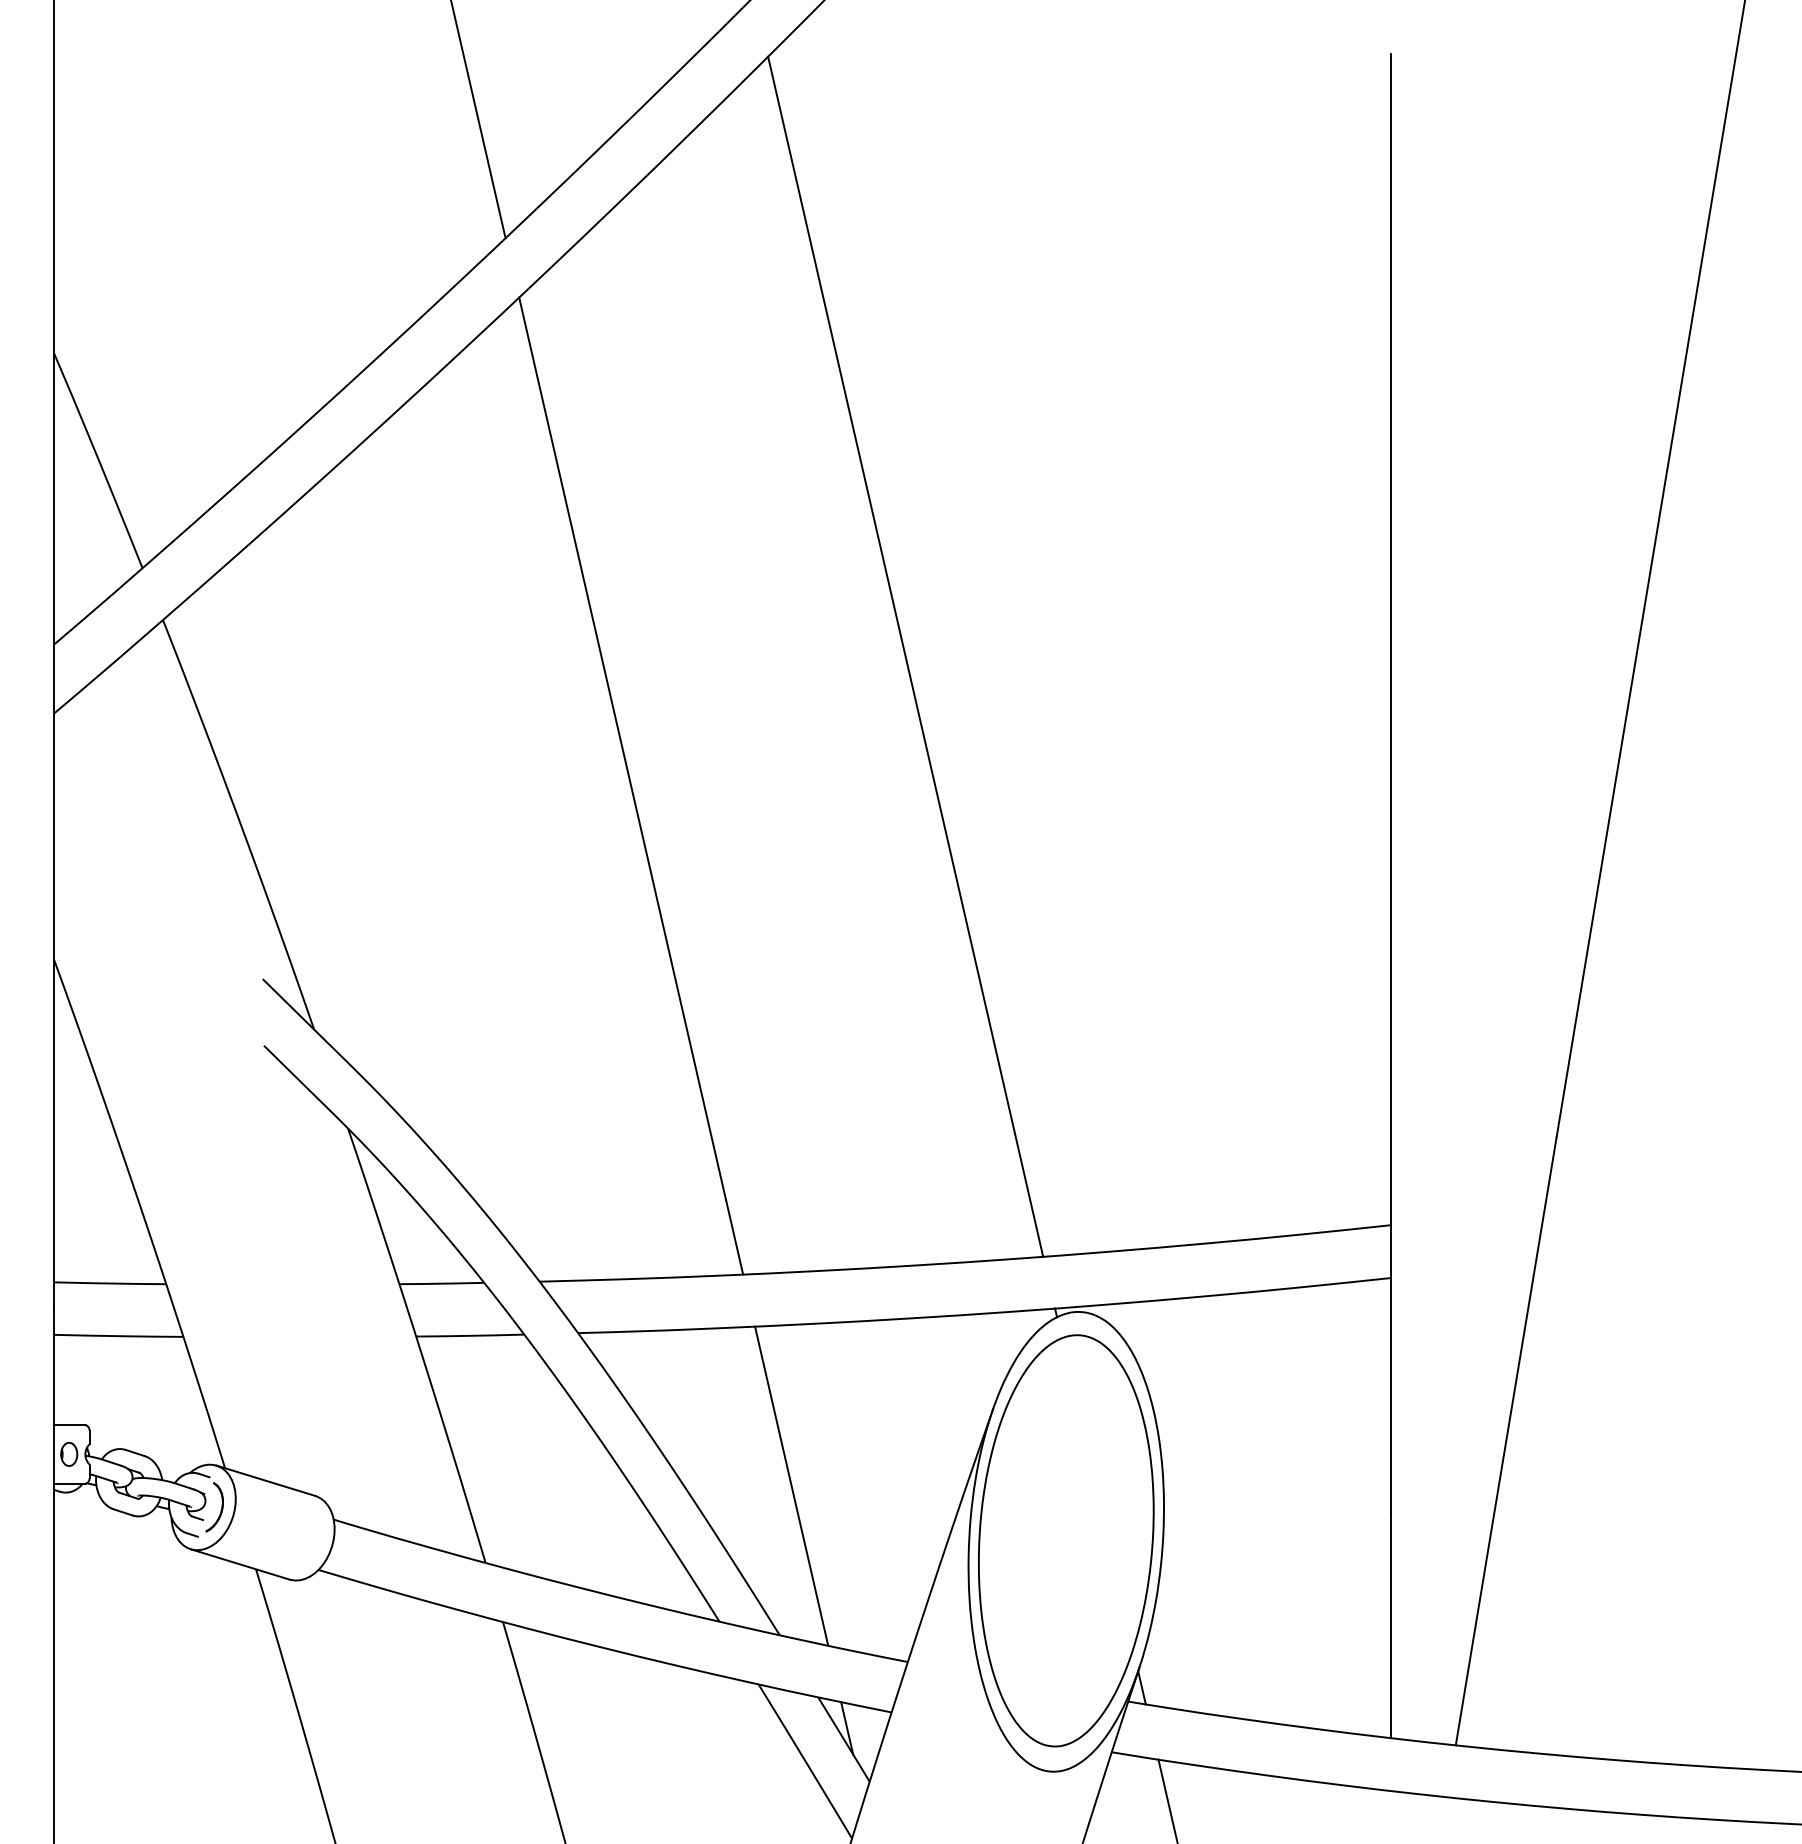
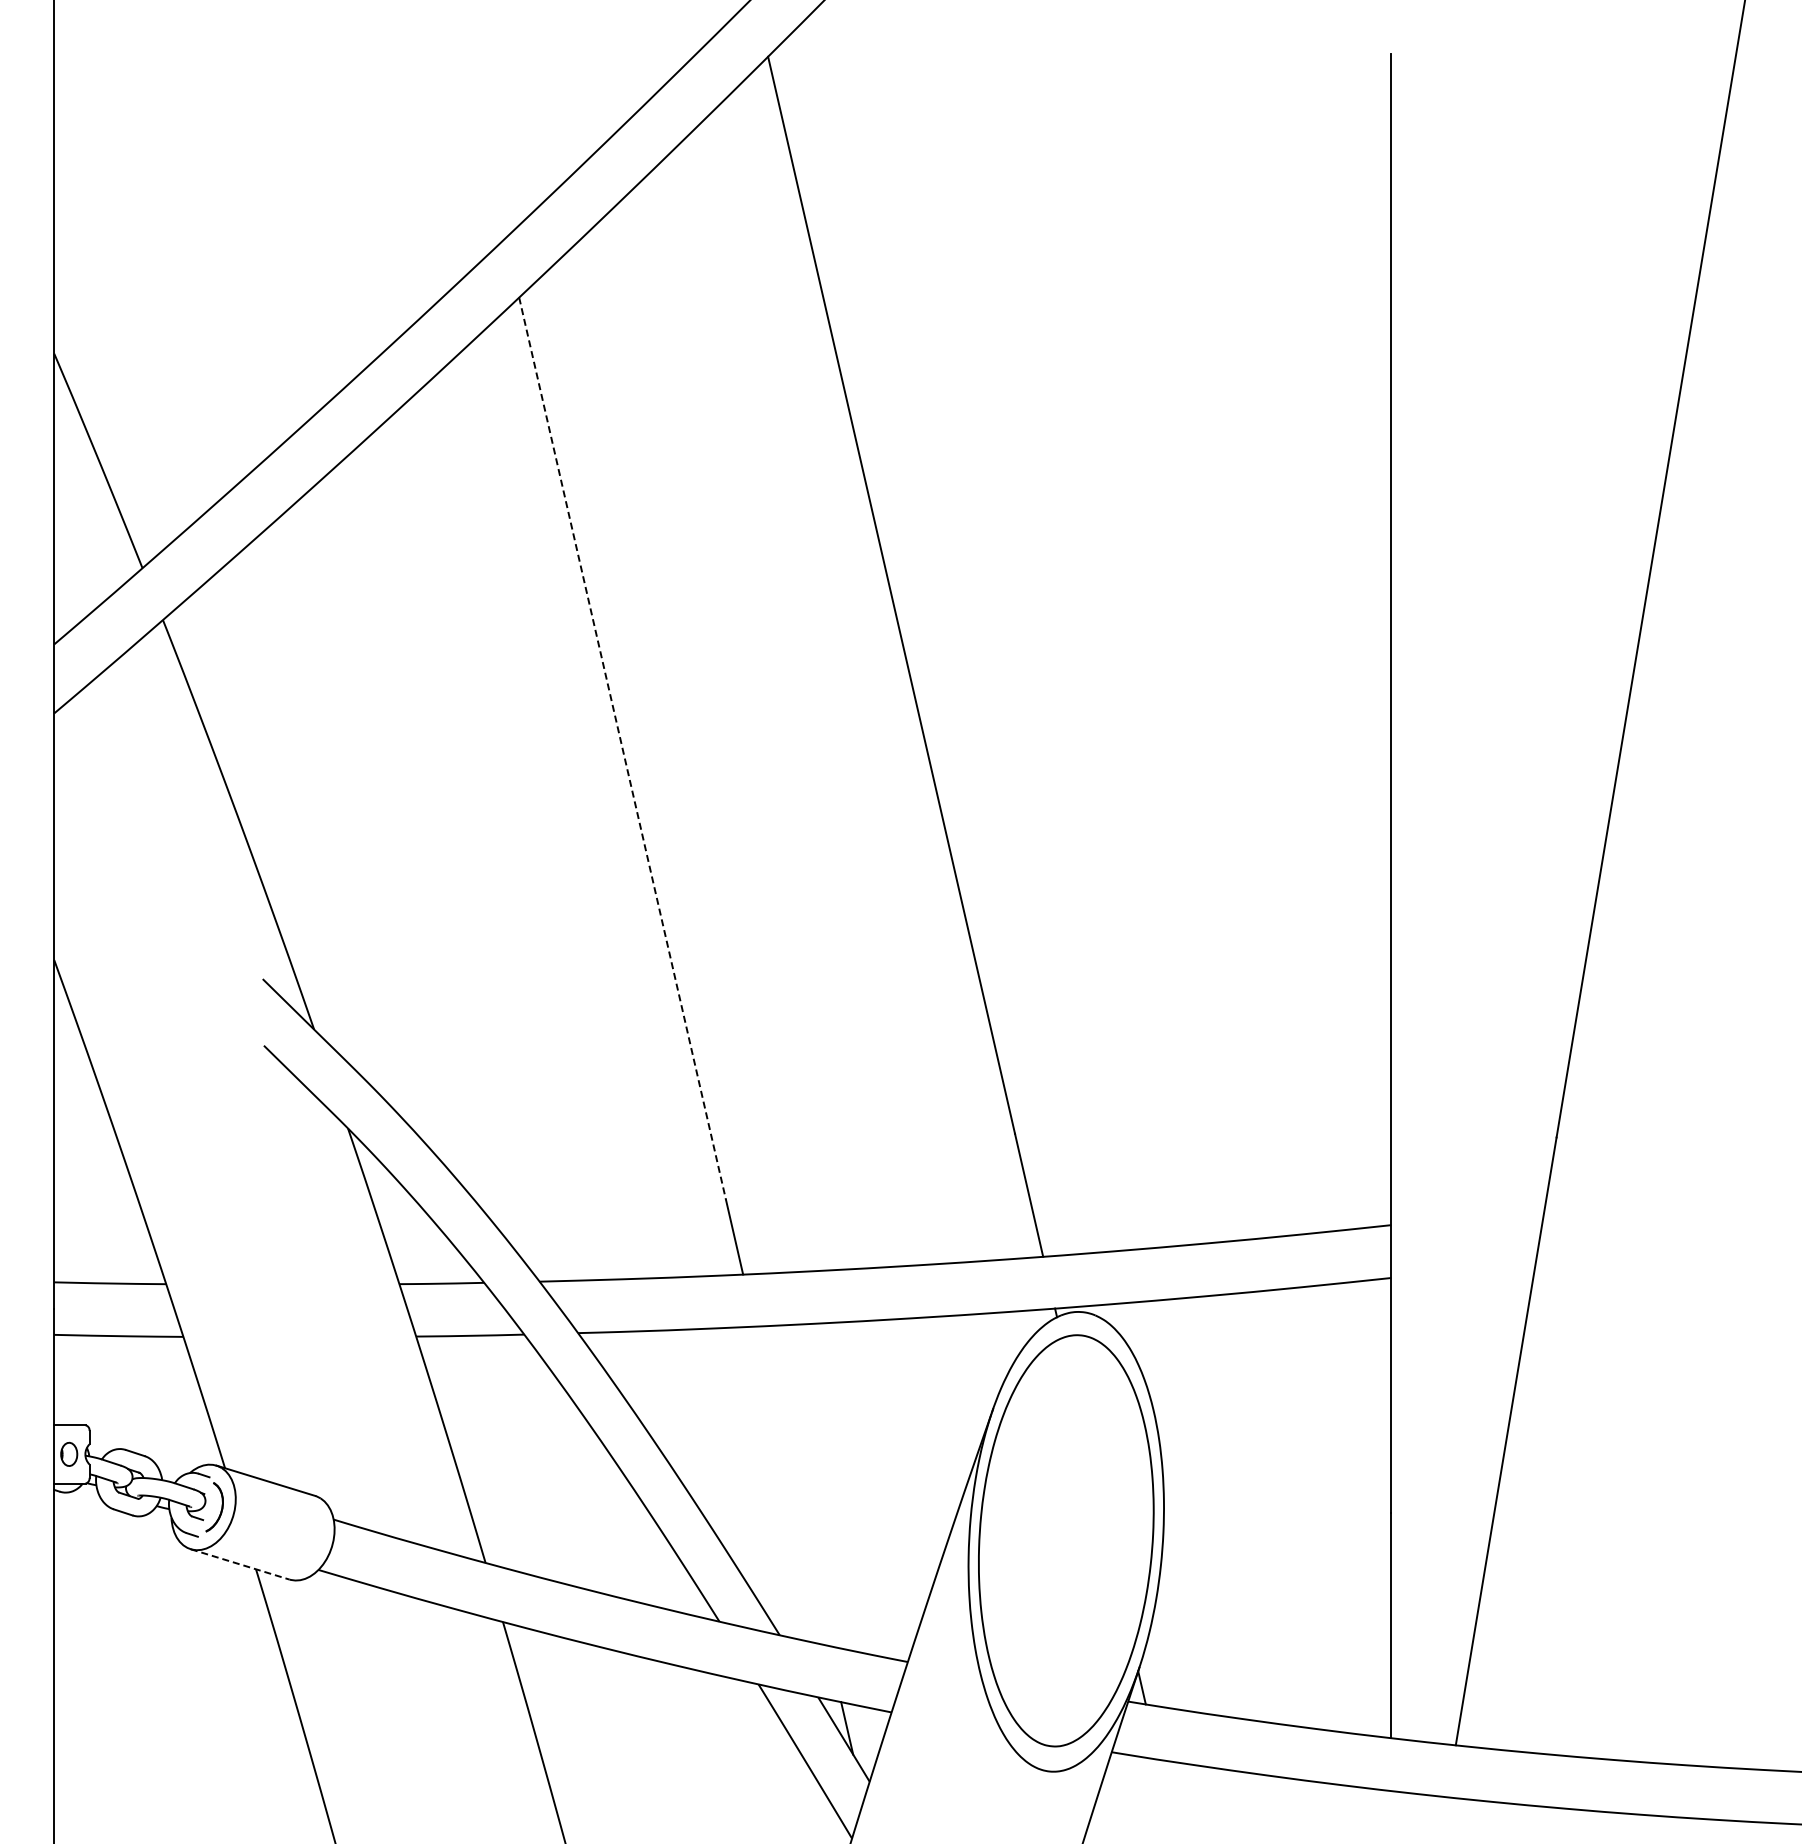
line: present -> none (478, 120)
line: solid -> dashed (622, 748)
line: present -> none (791, 1485)
line: solid -> dashed (240, 1564)
line: present -> none (1167, 1799)
